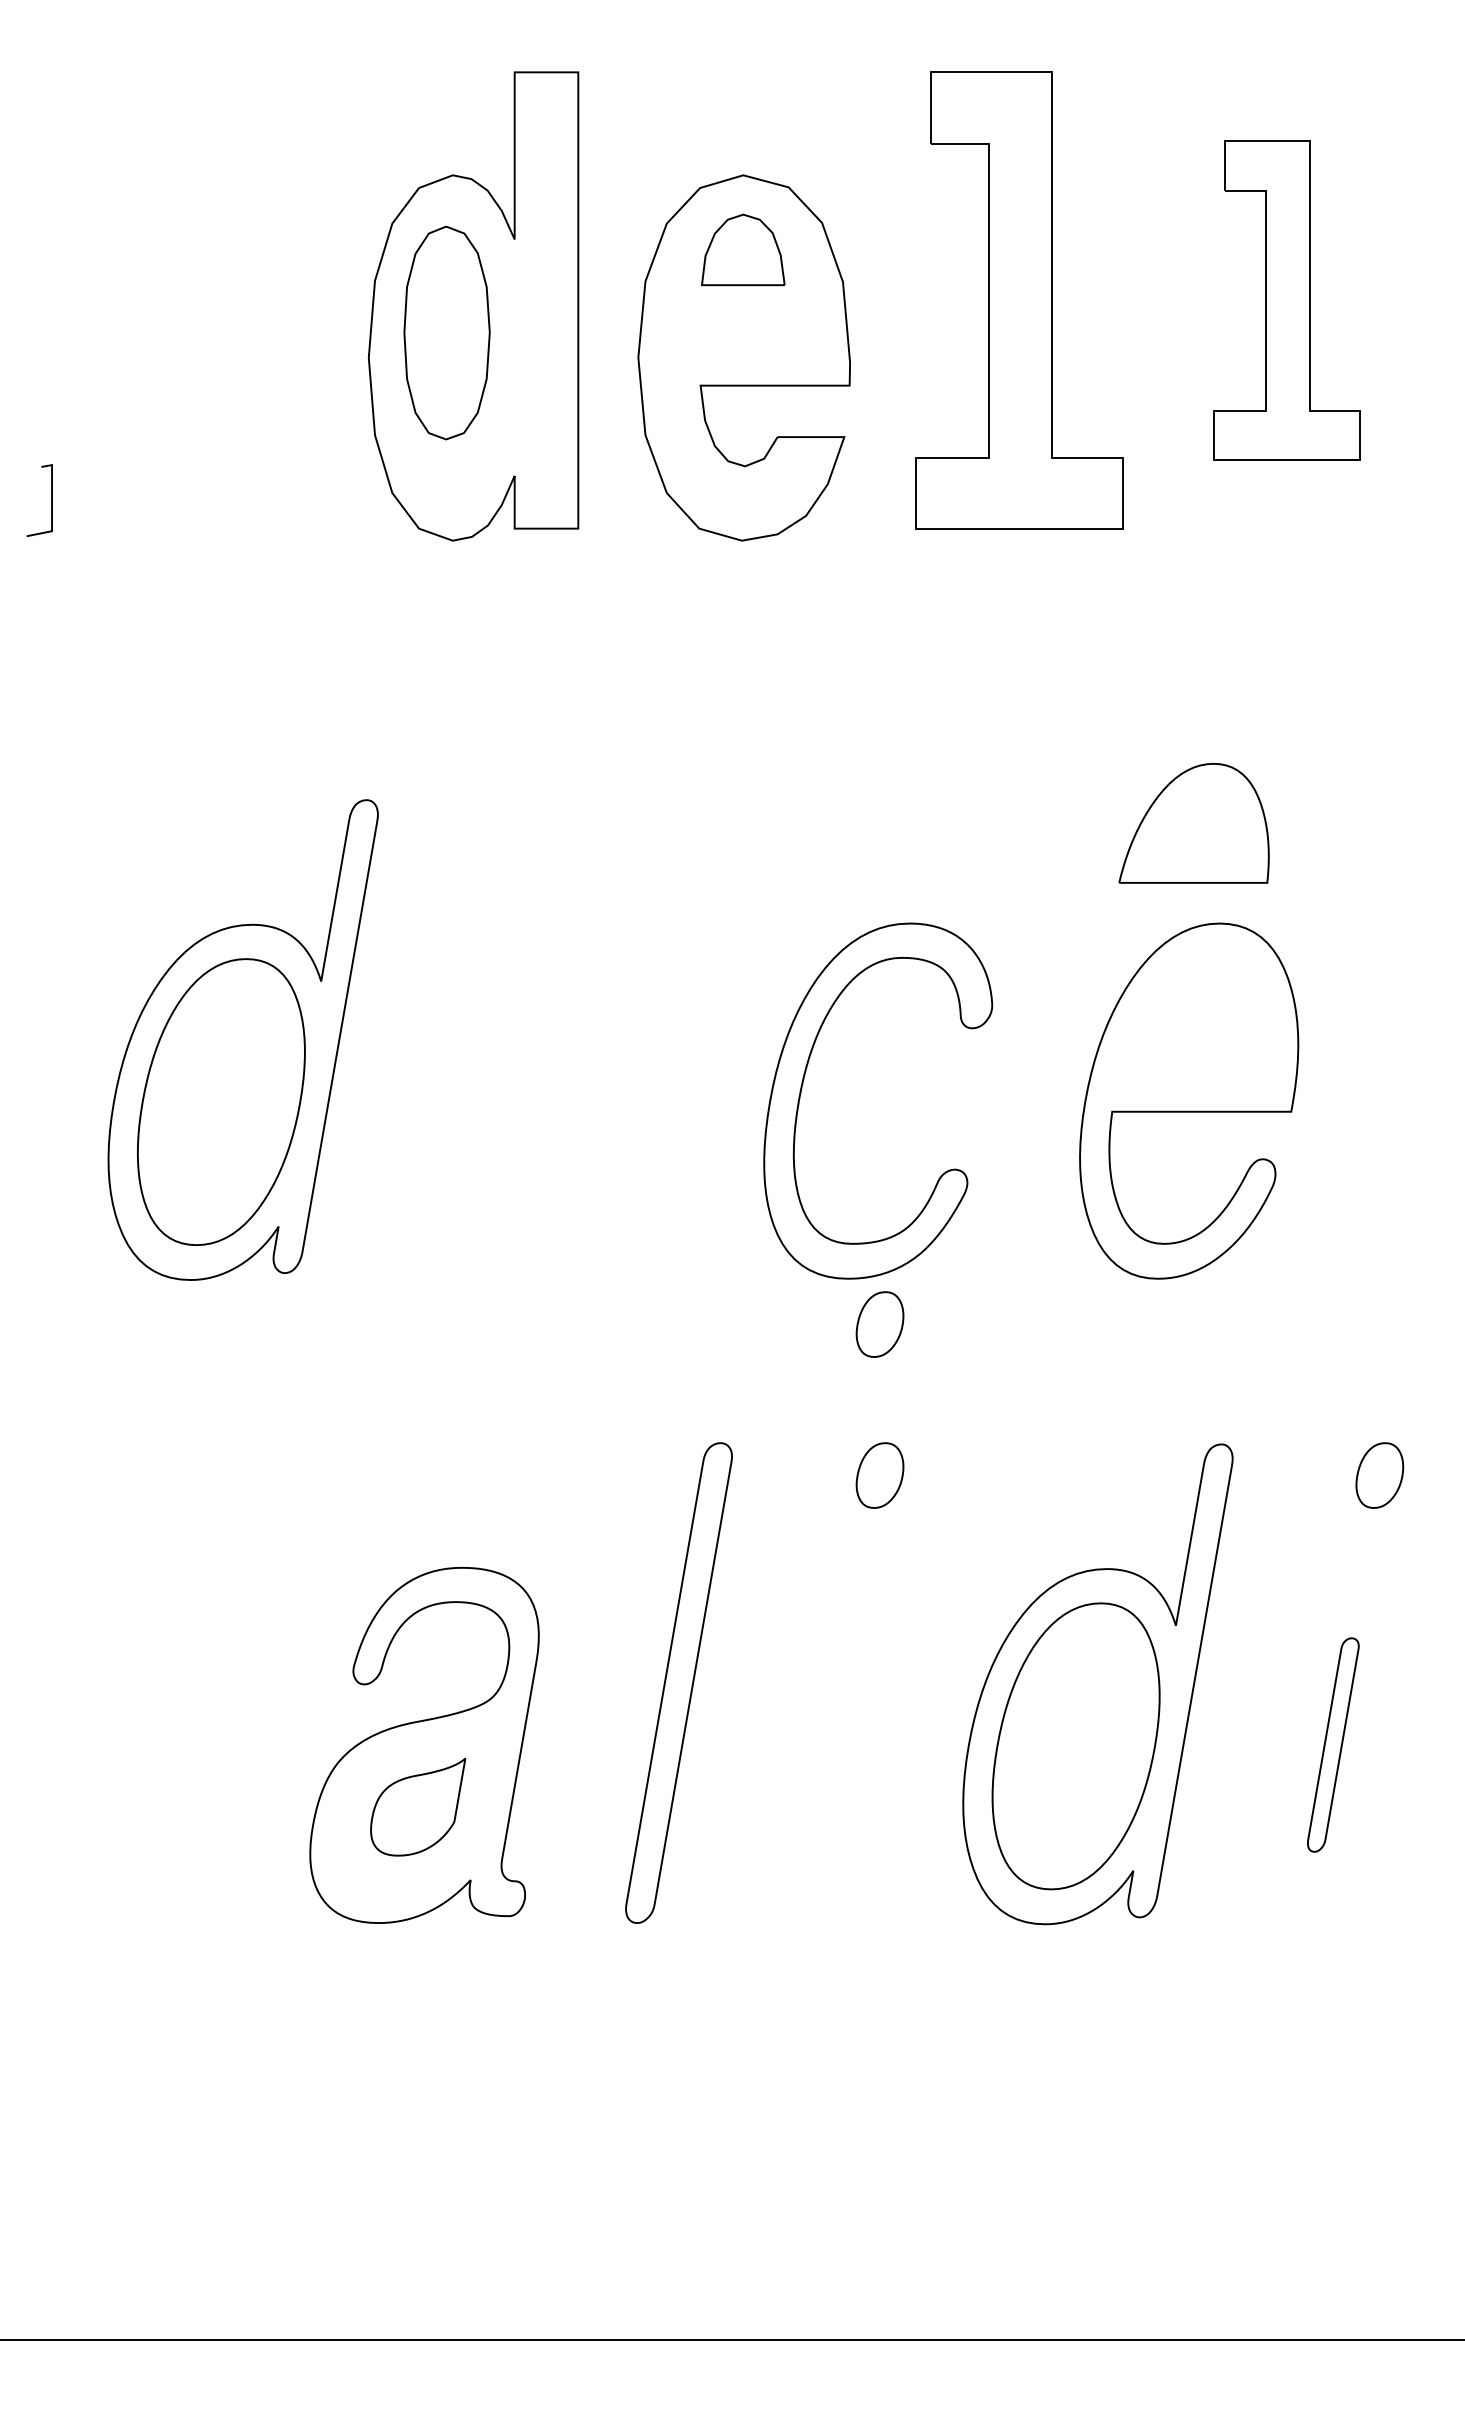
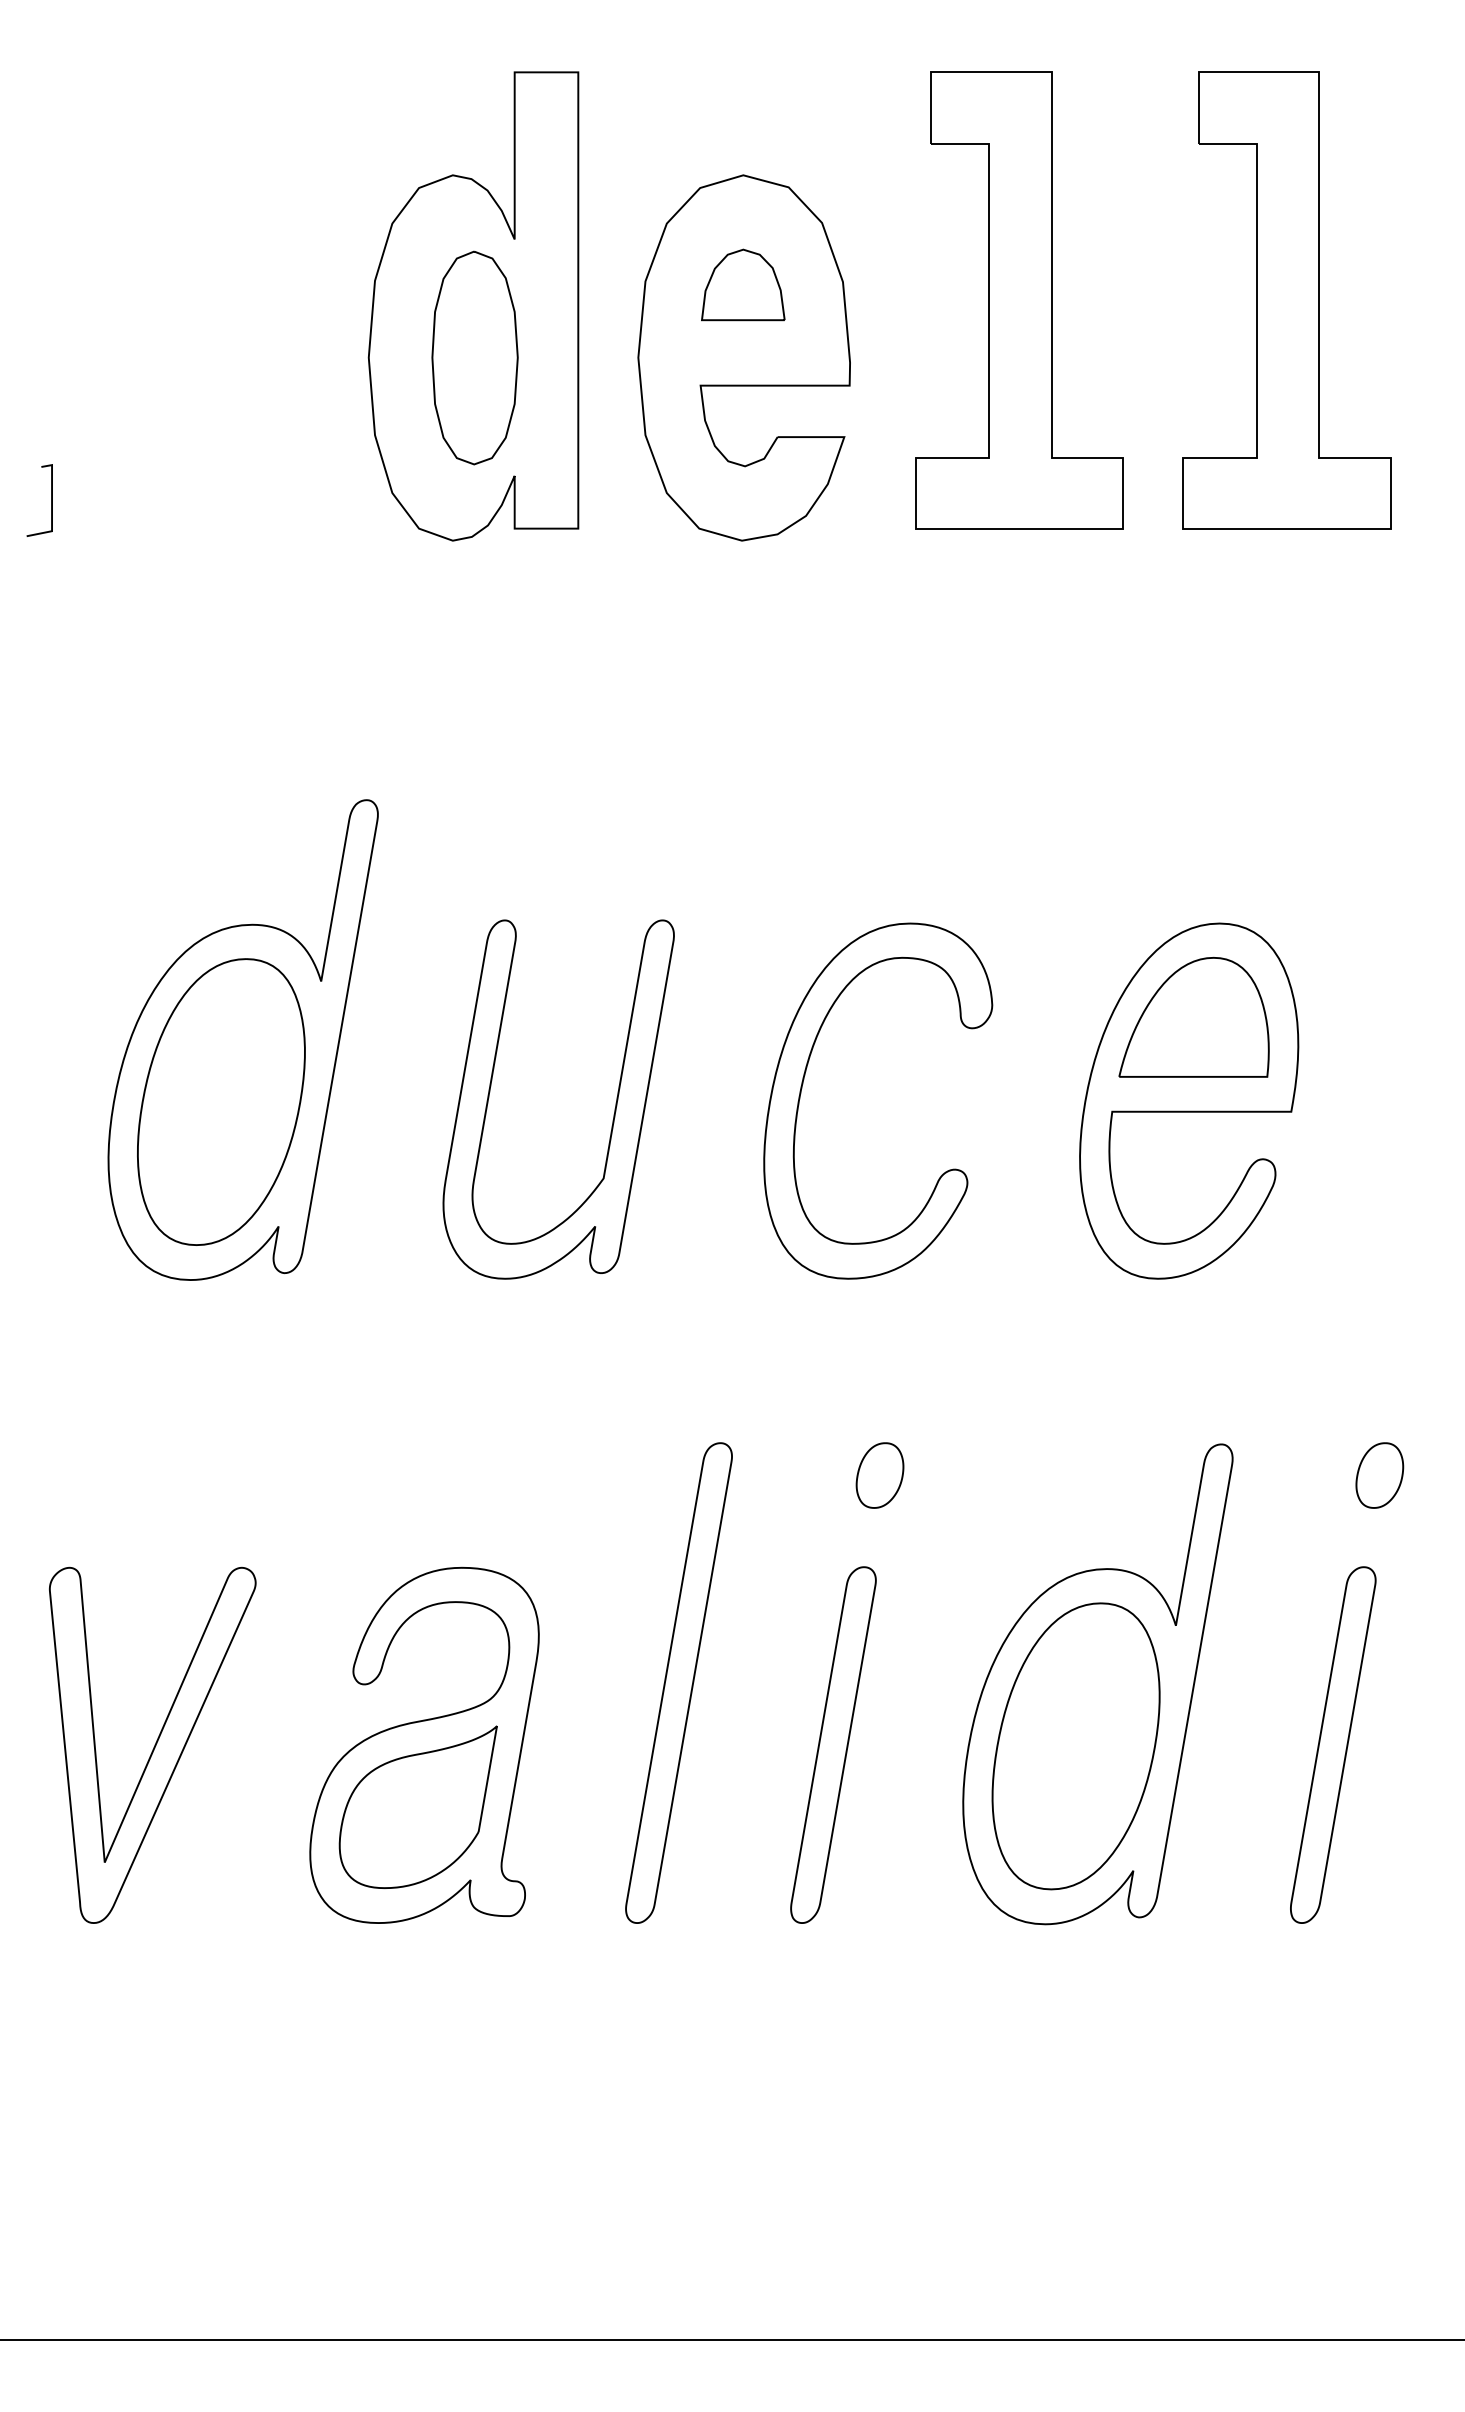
part position: (743, 249) -> (743, 284) (743, 284)
part size: 148x321 px -> 210x459 px (1286, 300)
part position: (446, 332) -> (474, 357) (474, 357)
part position: (1193, 823) -> (1193, 1017) (1193, 1017)
part: none -> present (614, 1108)
part: present -> none (879, 1324)
part: none -> present (152, 1744)
part: none -> present (833, 1744)
part size: 53x216 px -> 87x358 px (1333, 1744)
part size: 97x99 px -> 160x164 px (417, 1806)
